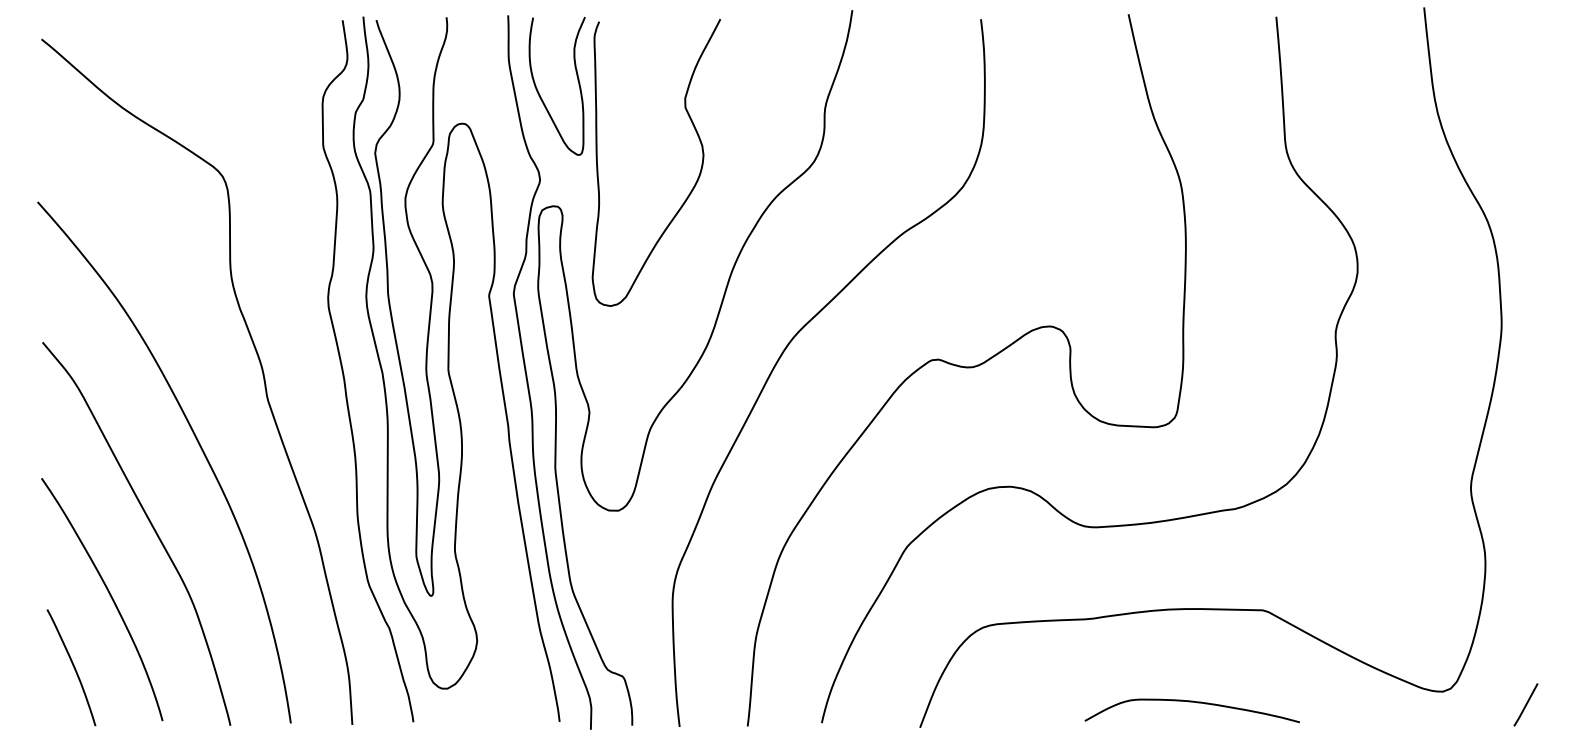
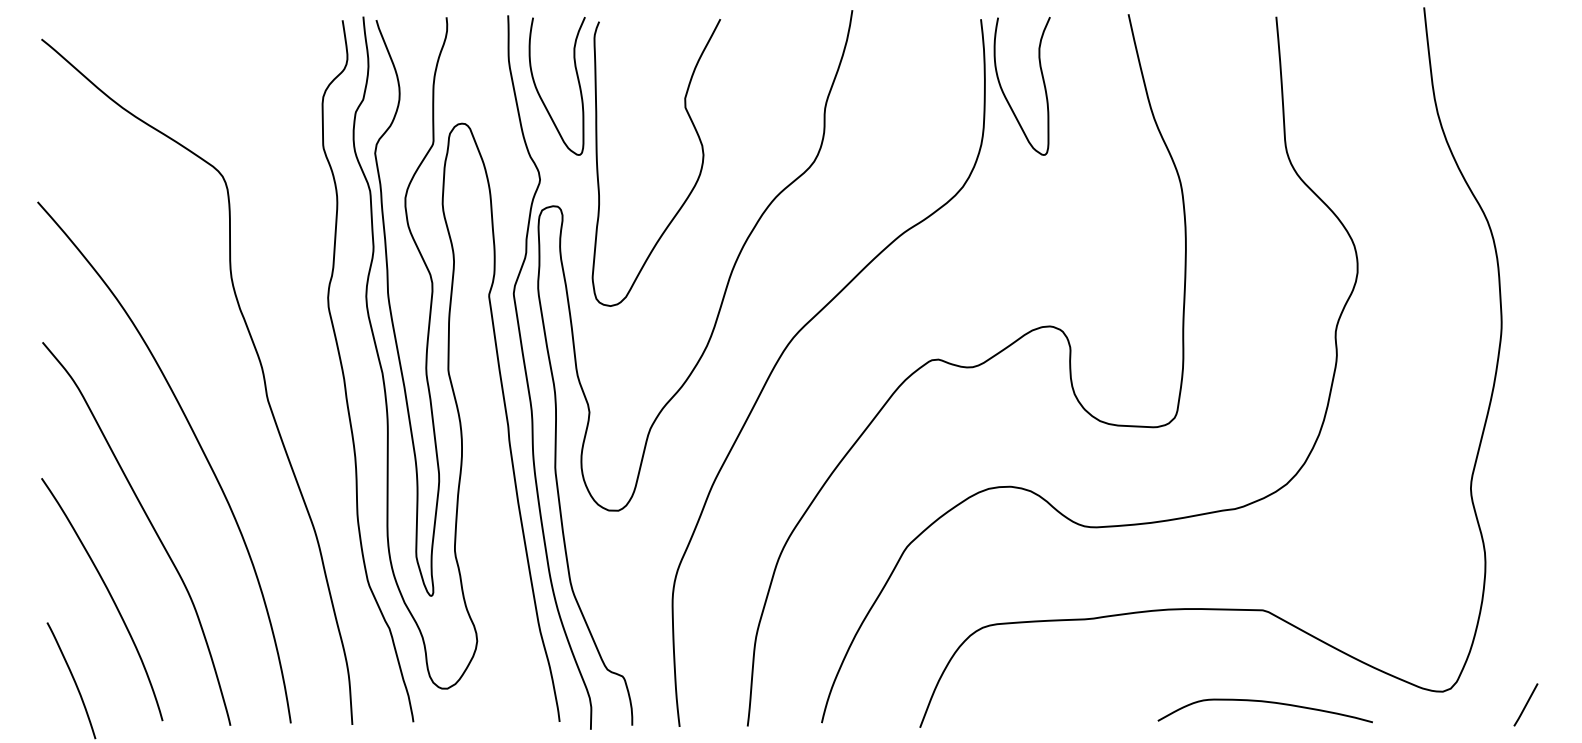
curve: none -> present (1004, 92)
curve position: (73, 667) -> (73, 680) (73, 680)
curve position: (1191, 702) -> (1264, 702) (1264, 702)
